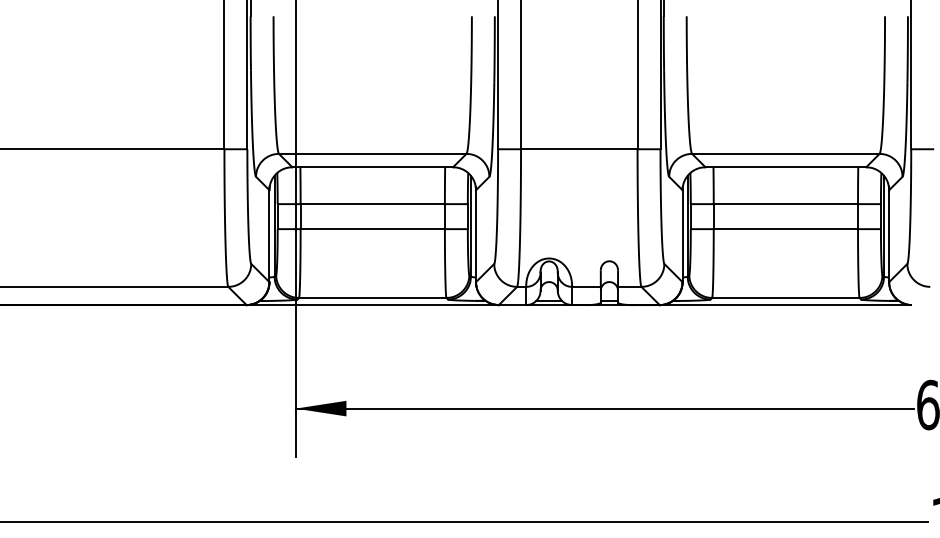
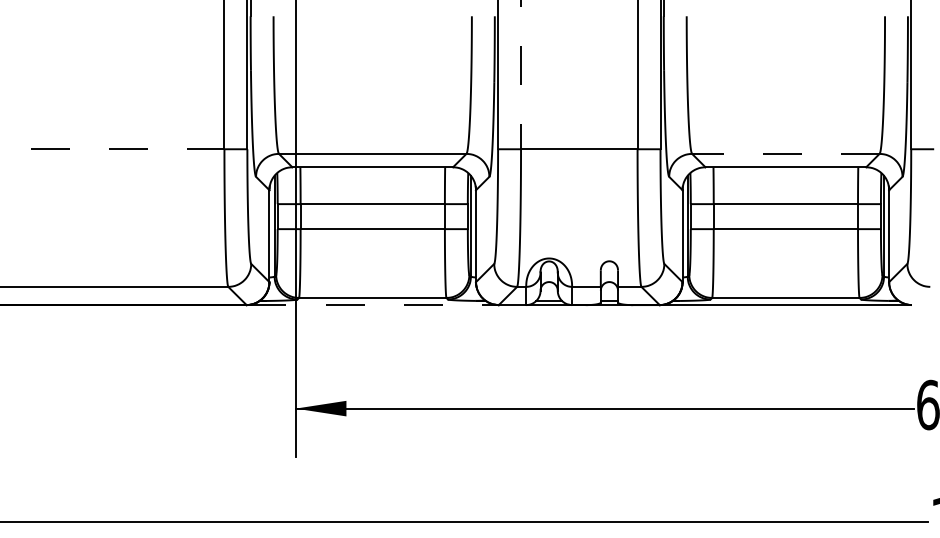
line: solid -> dashed (521, 75)
line: solid -> dashed (112, 149)
line: solid -> dashed (785, 153)
line: solid -> dashed (373, 305)
